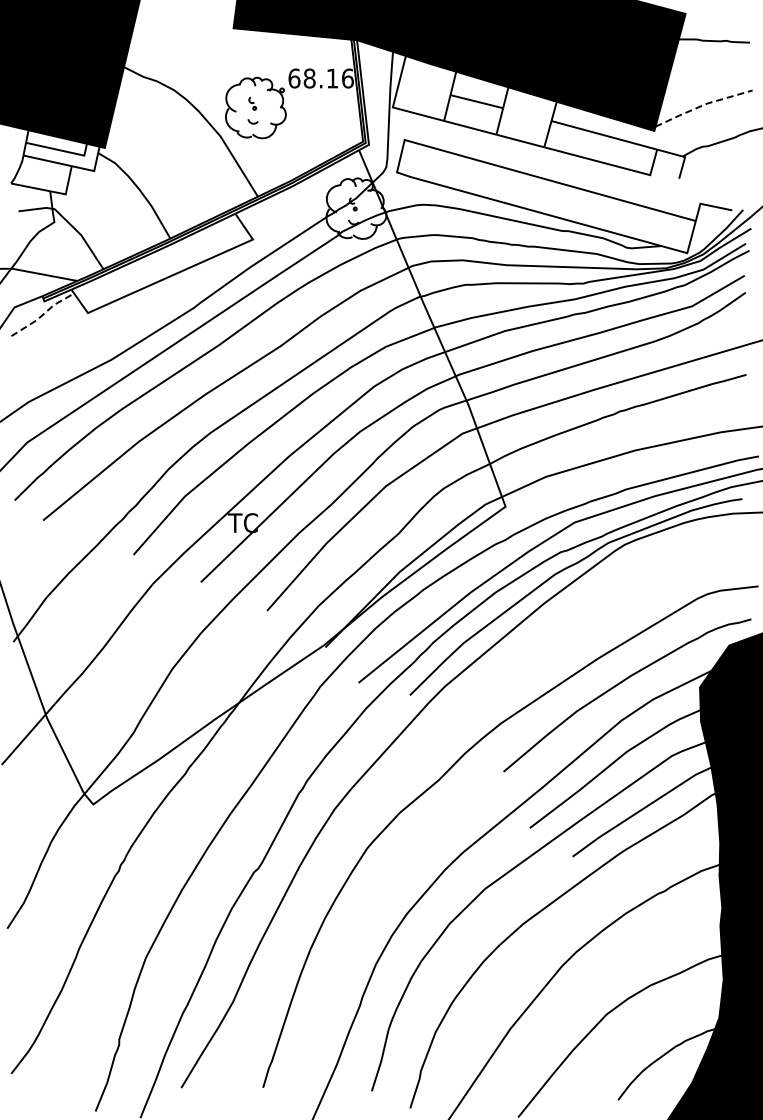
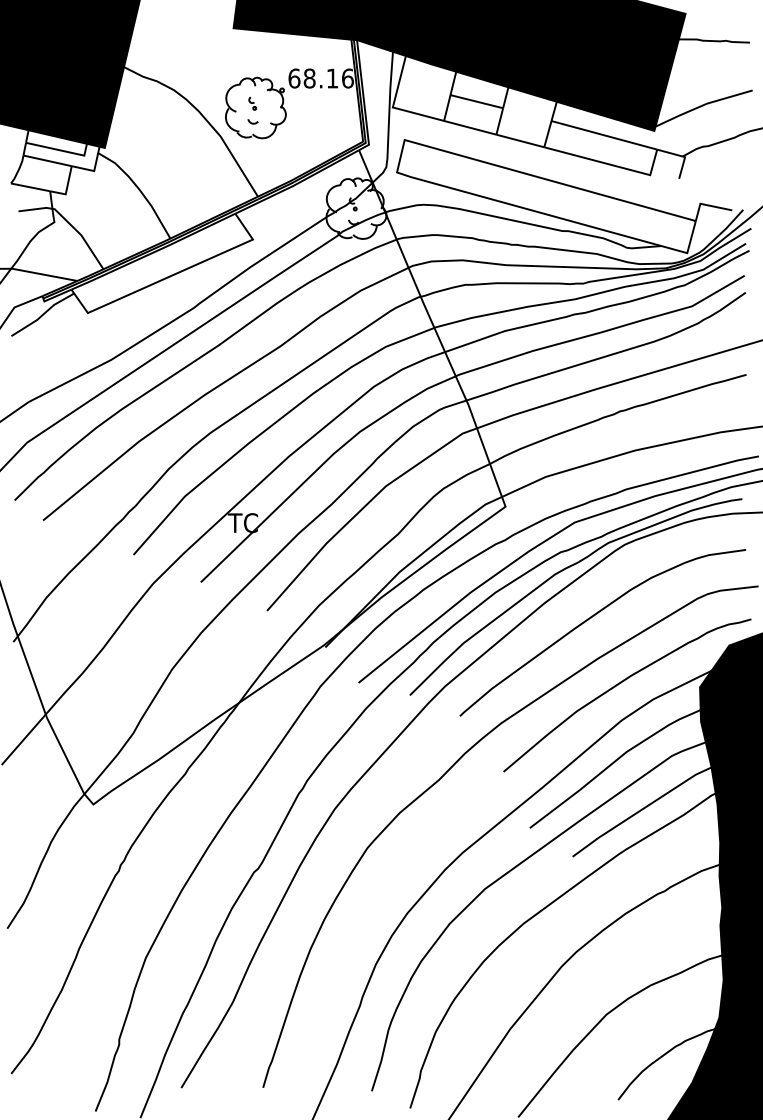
line: dashed -> solid (702, 105)
line: dashed -> solid (43, 314)
curve: none -> present (591, 618)
